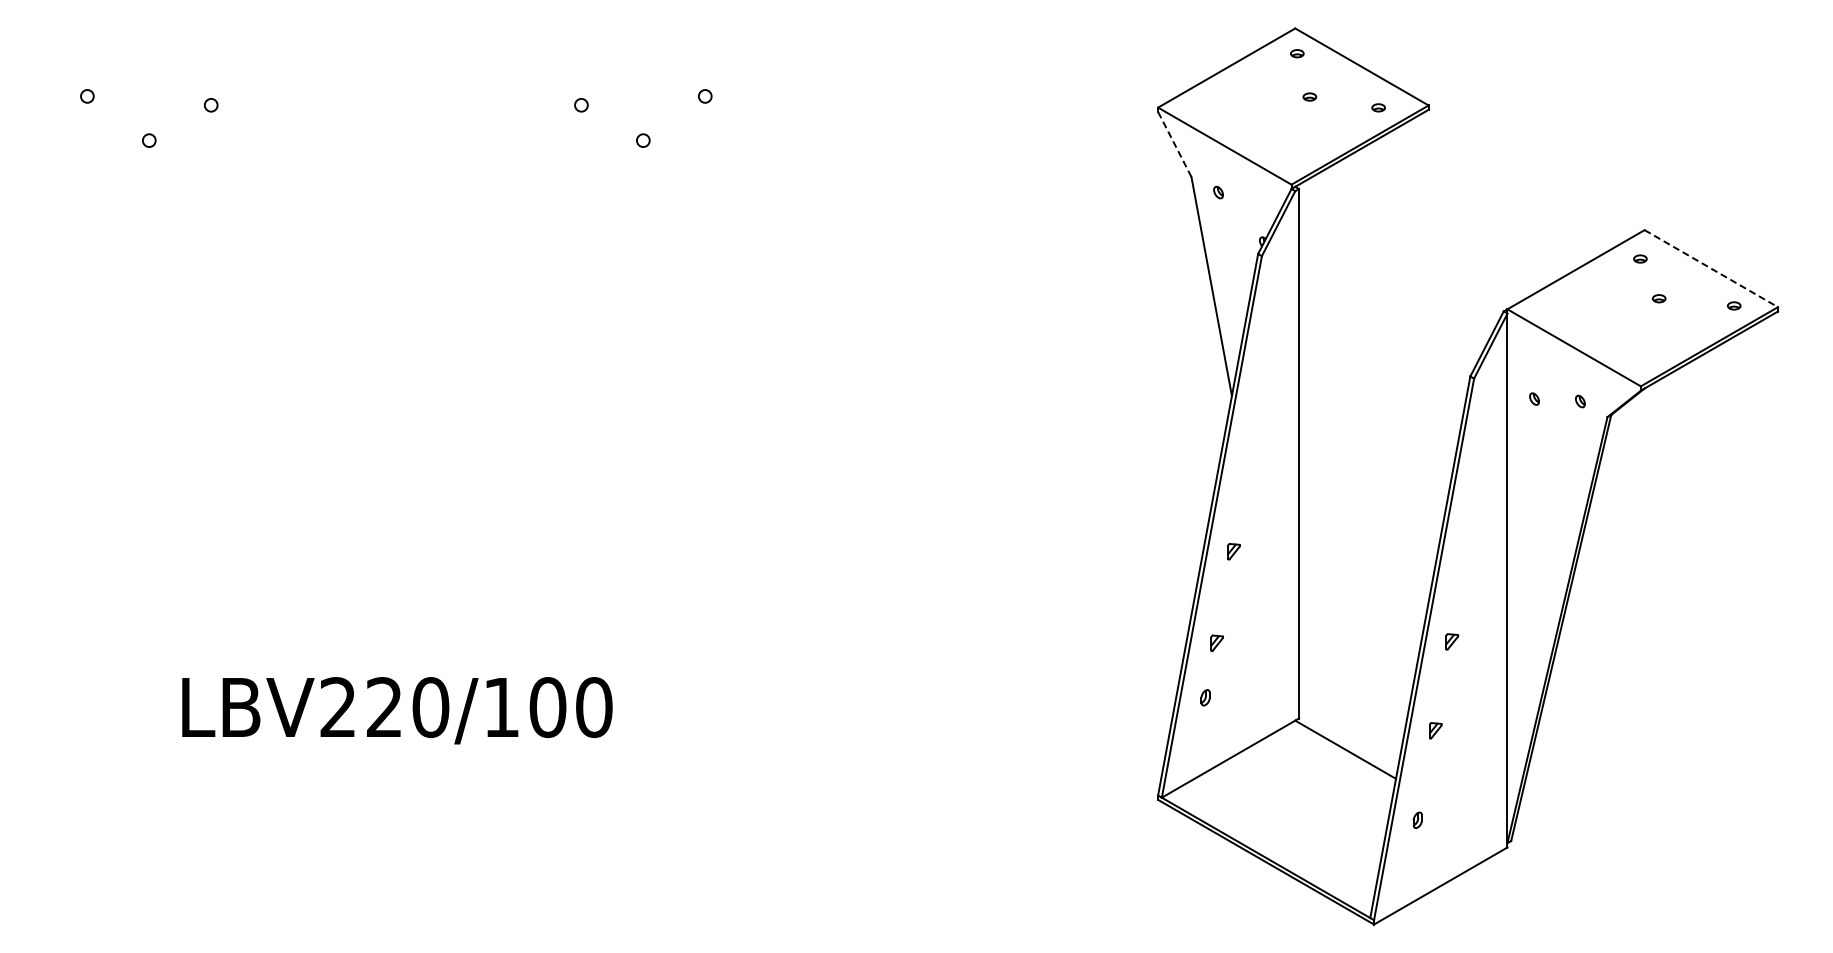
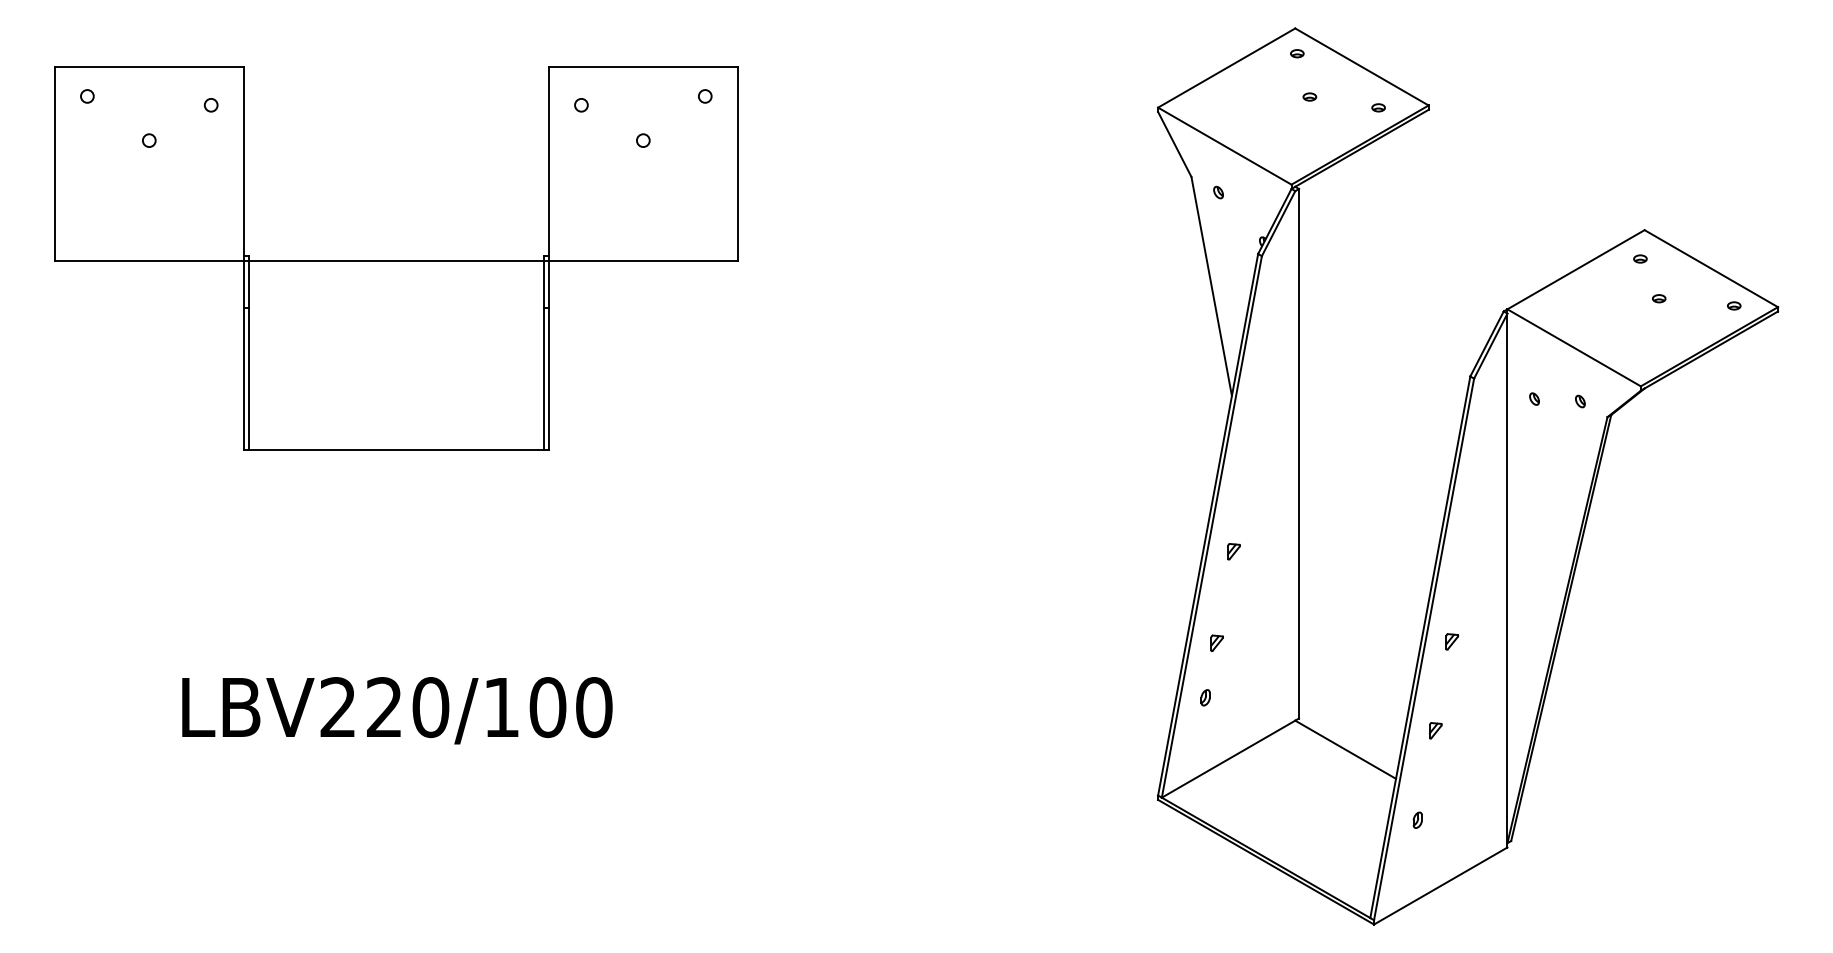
line: dashed -> solid (1174, 144)
part: none -> present (396, 258)
line: dashed -> solid (1711, 268)
